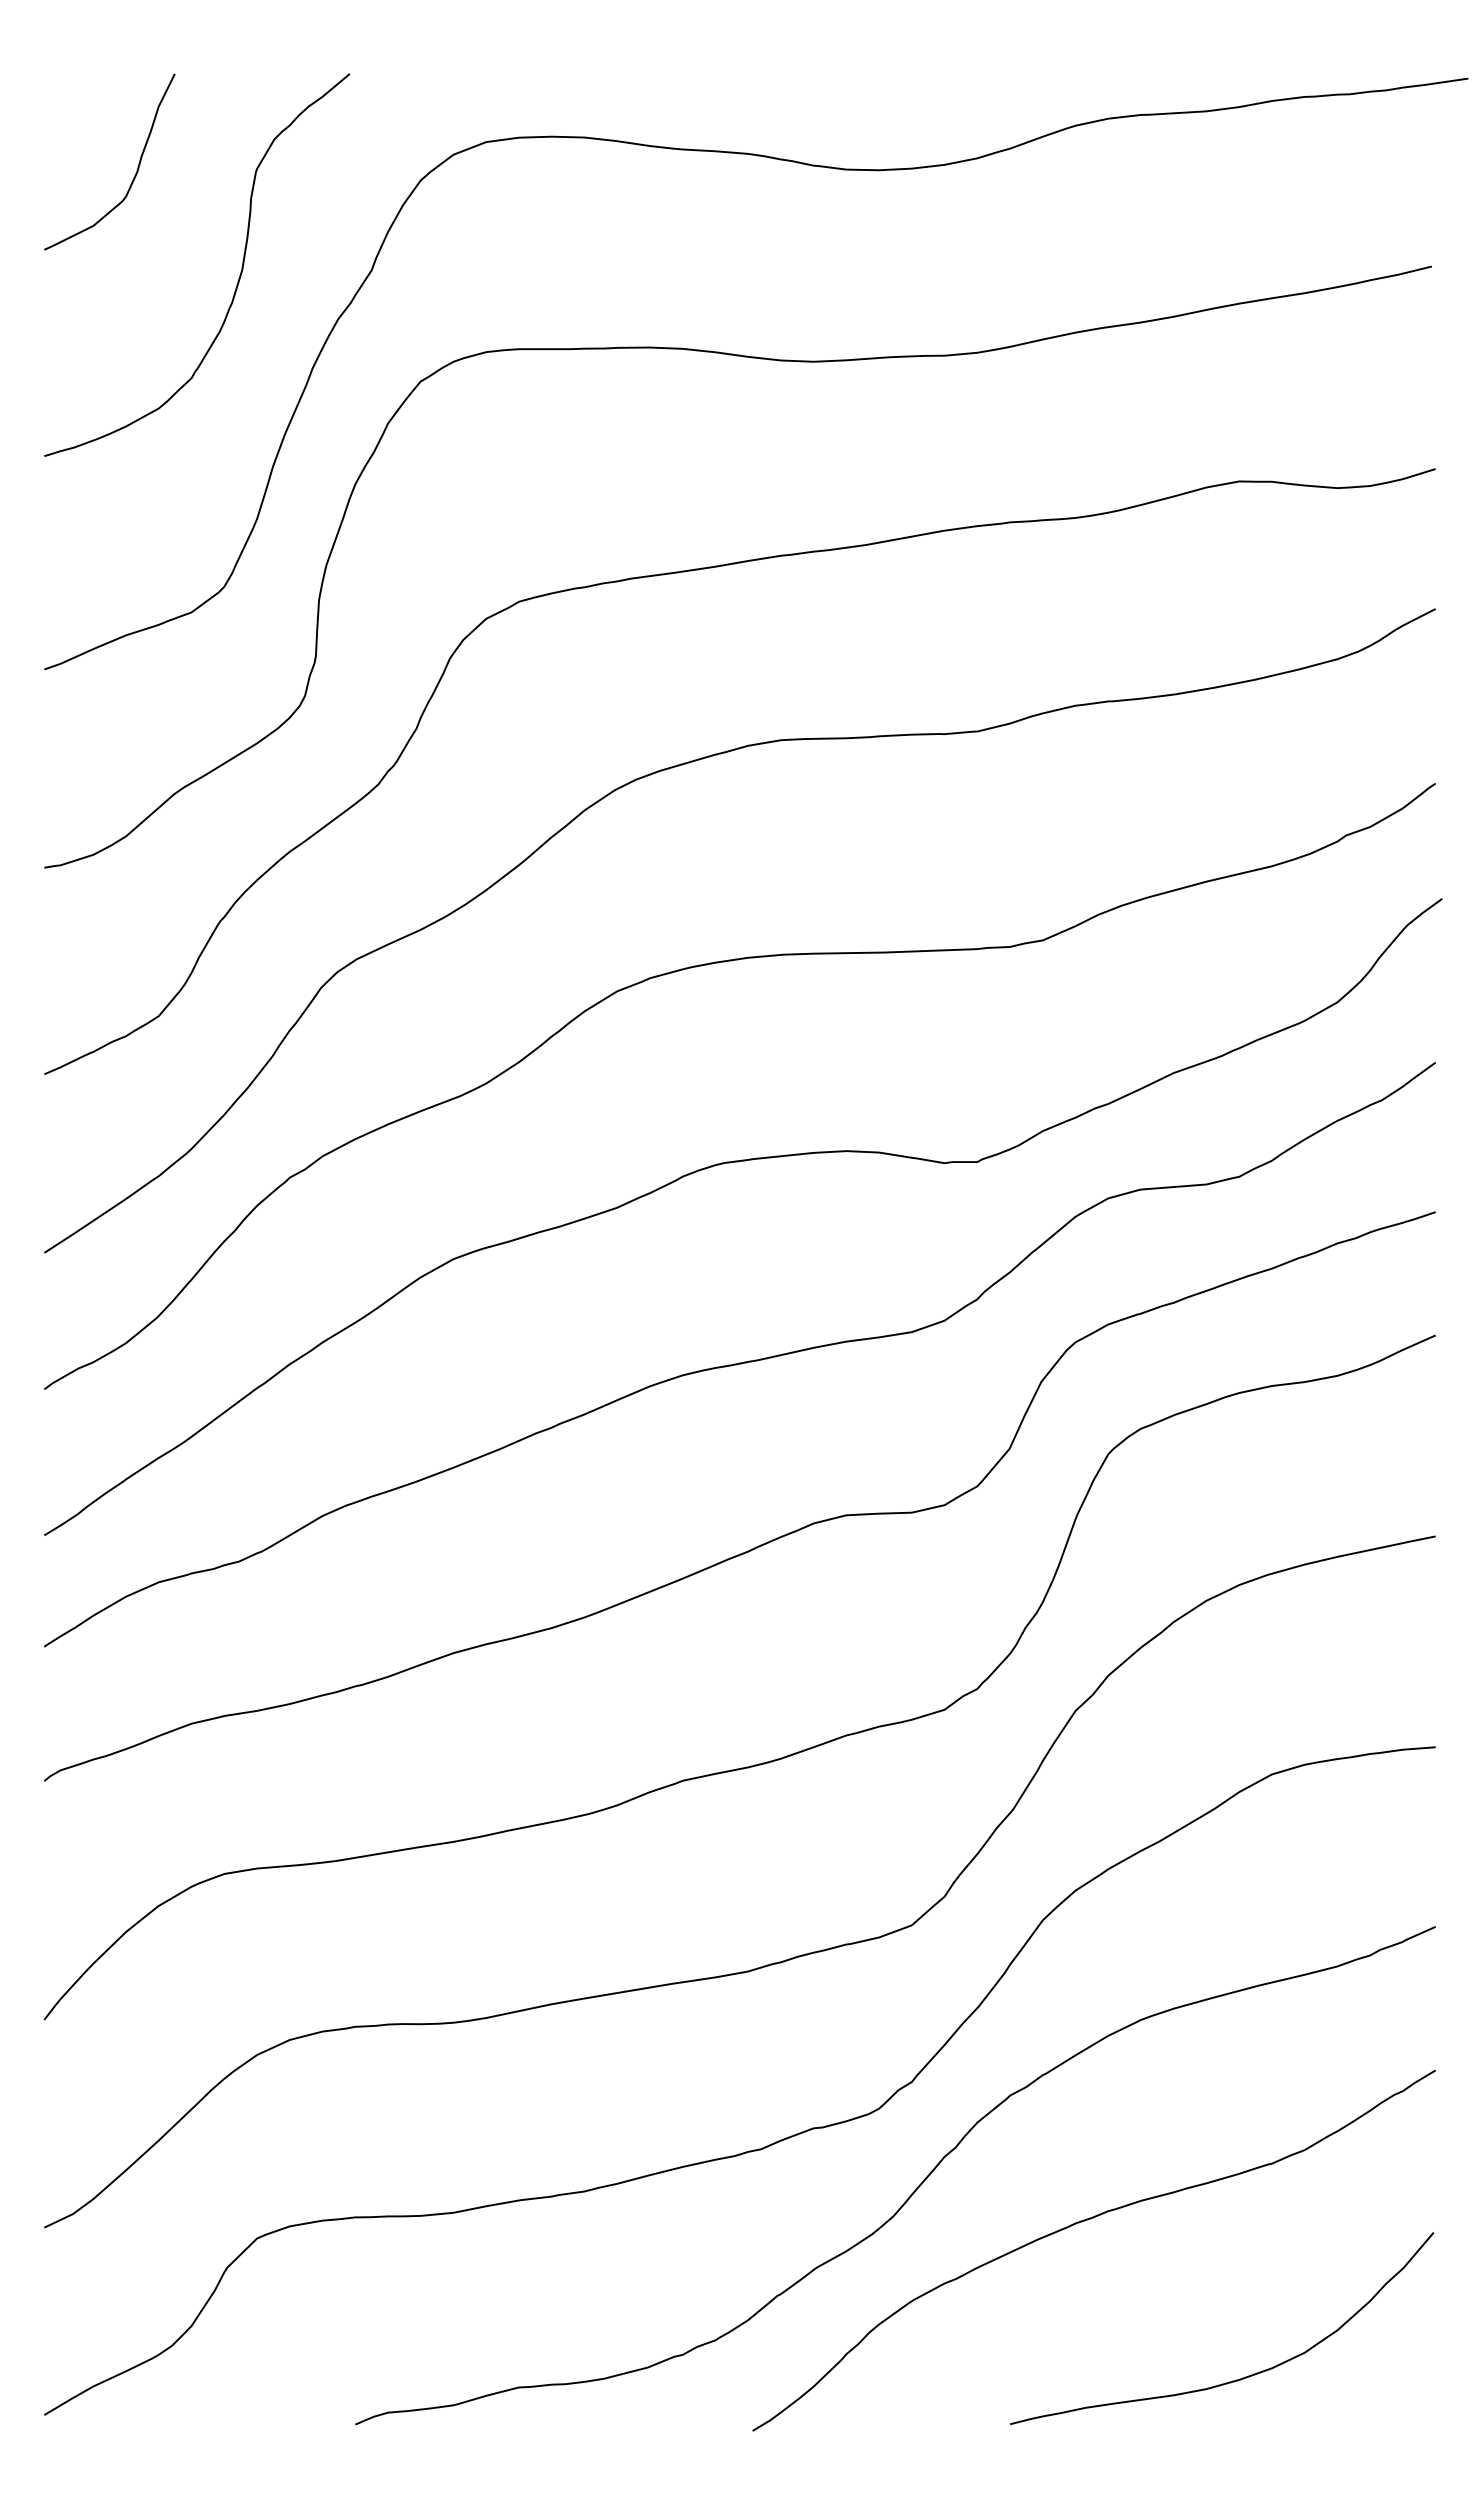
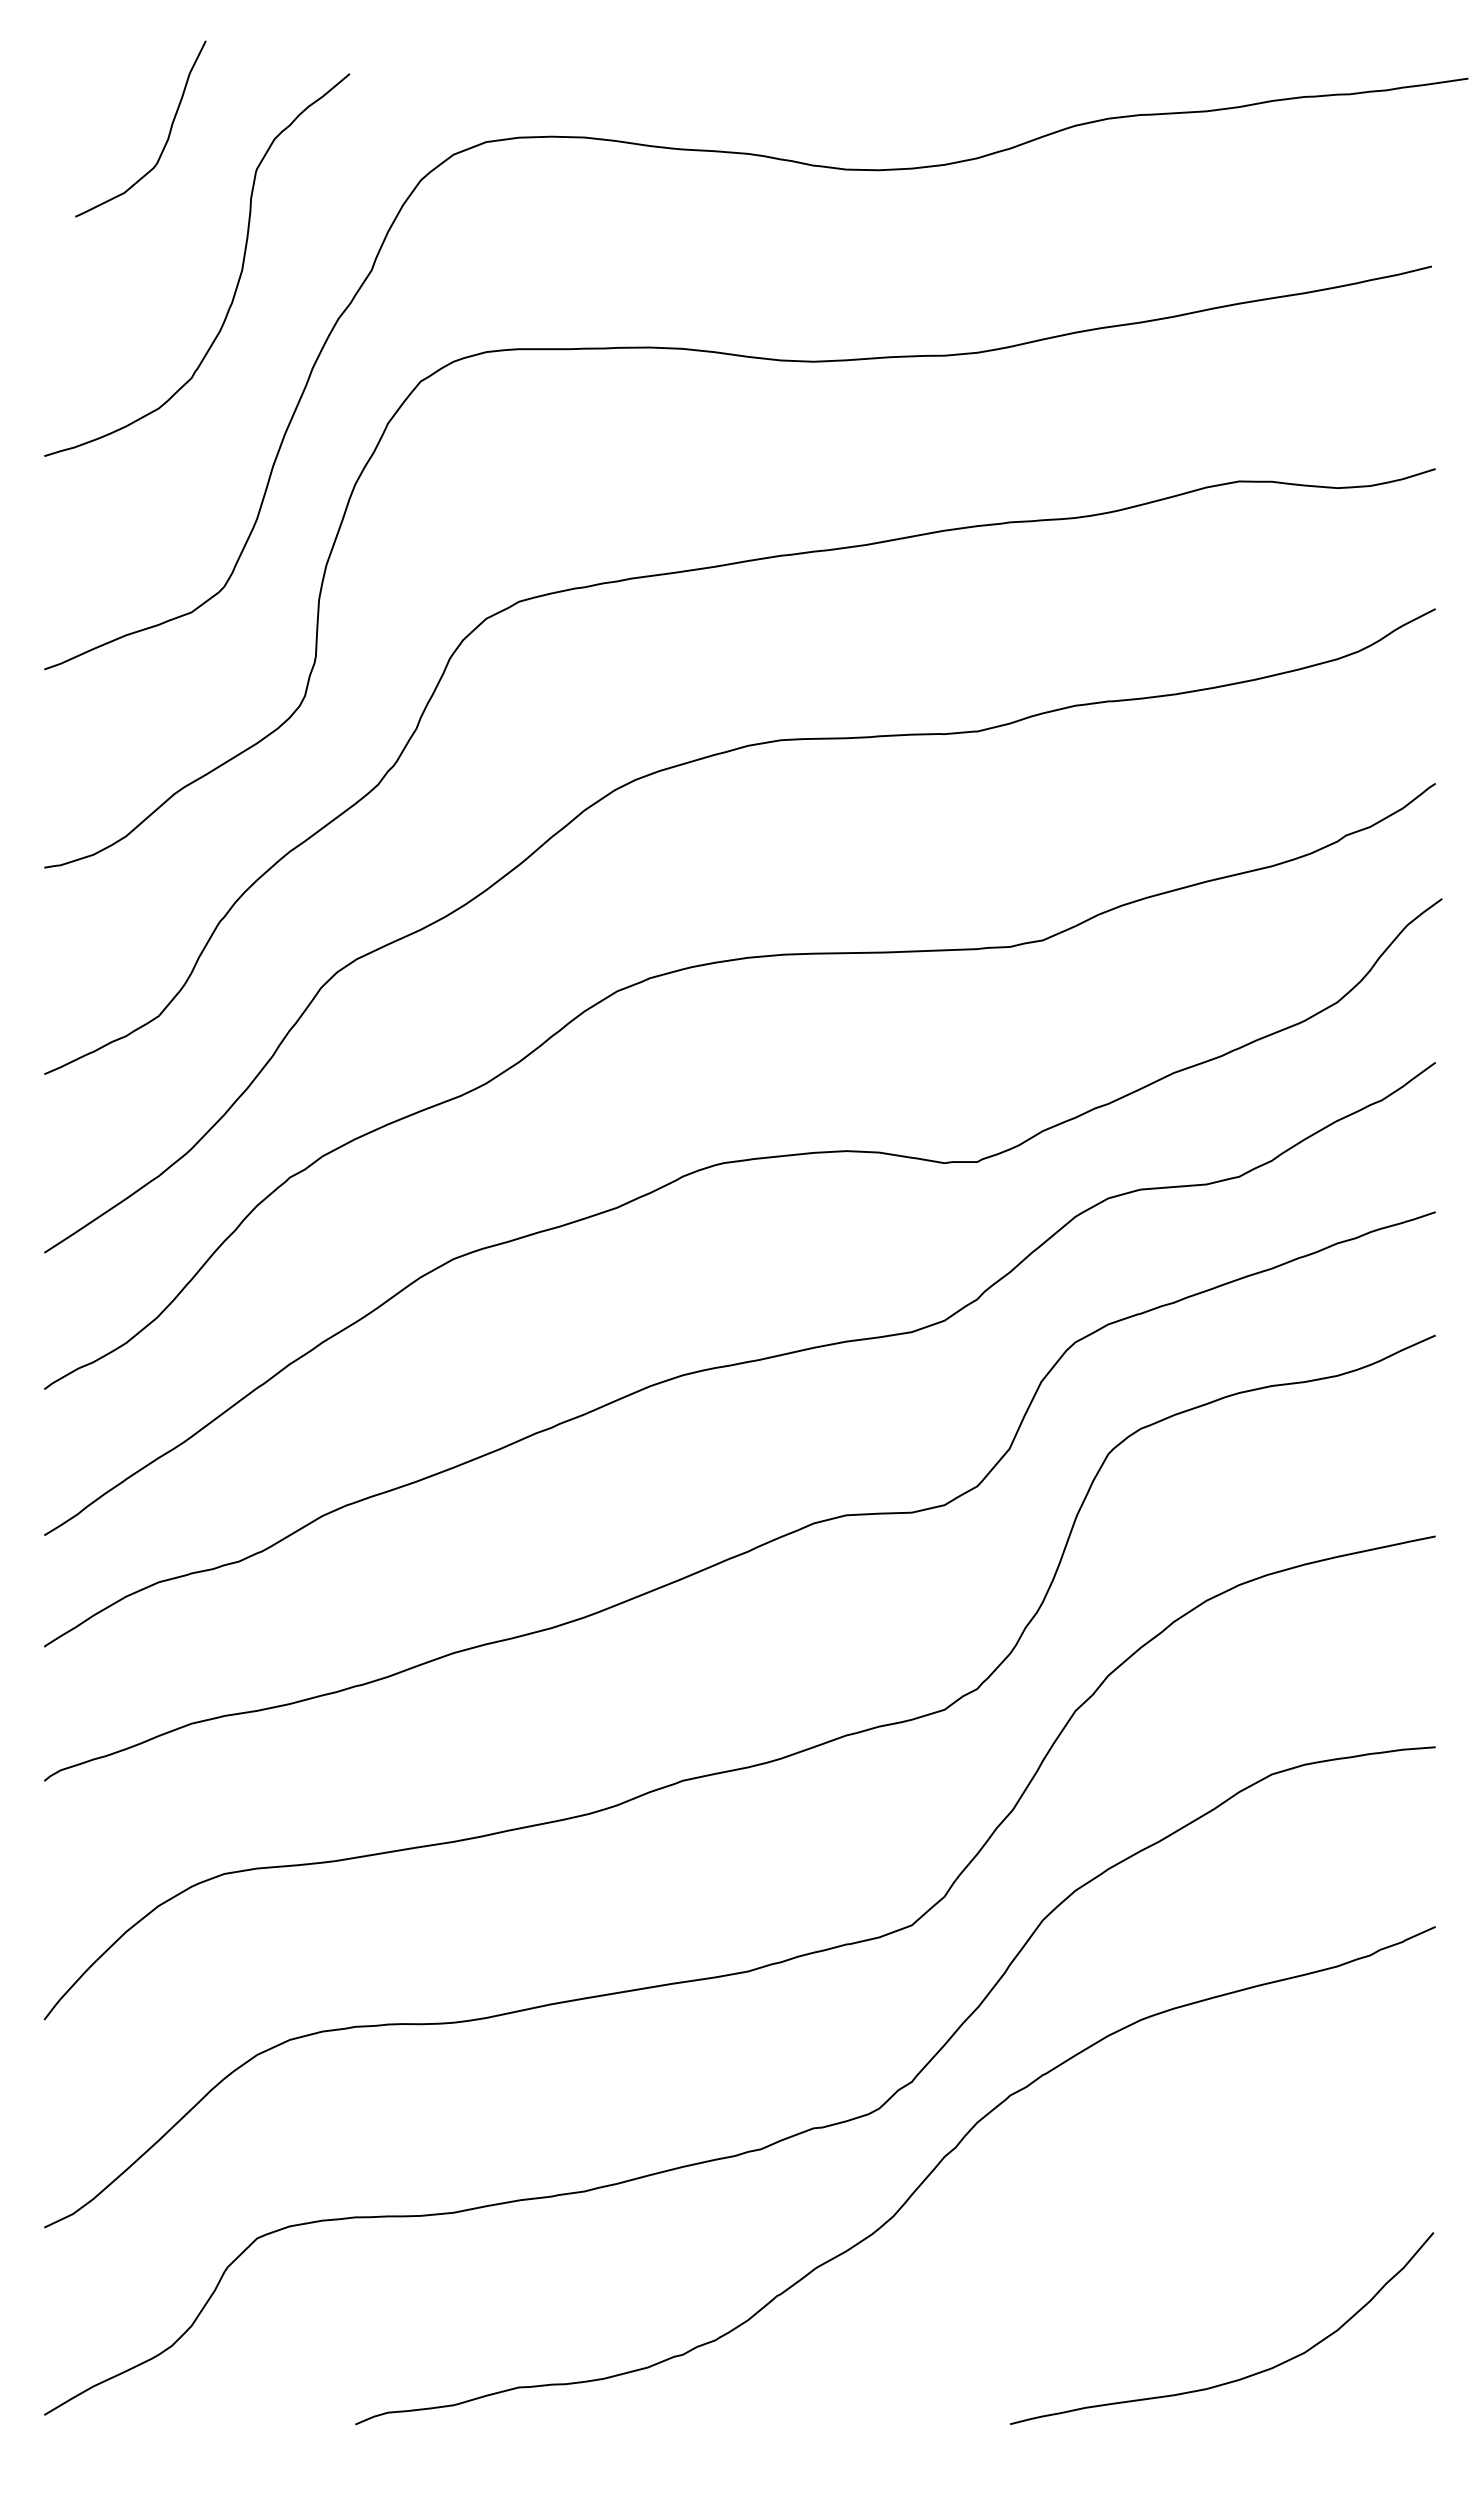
curve position: (137, 166) -> (168, 133) (168, 133)
curve: present -> none (1085, 2221)
